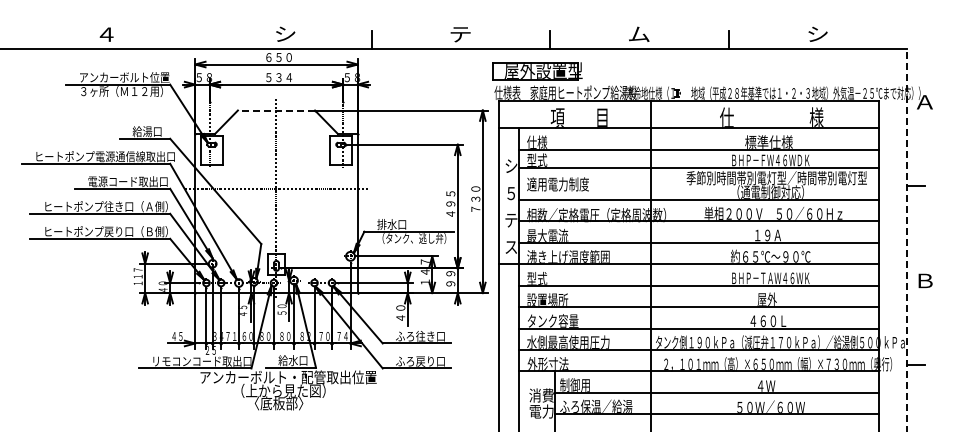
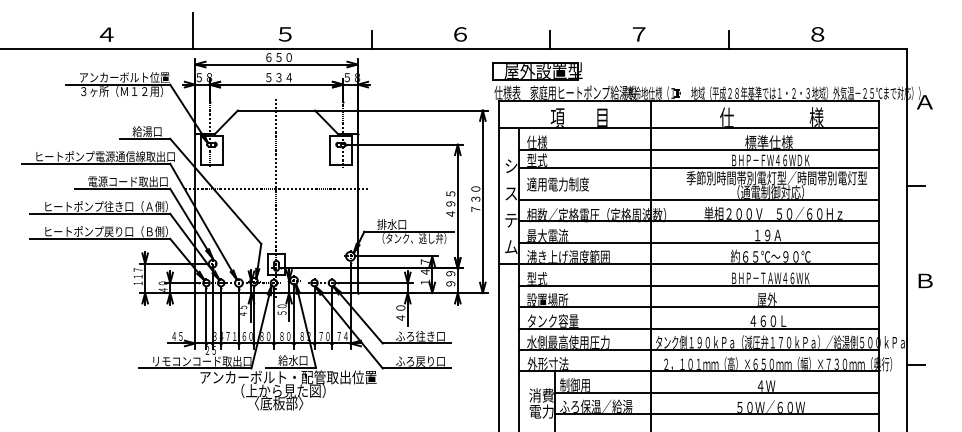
line: none -> present (192, 30)
text: シ -> ５ (285, 33)
text: ム -> ７ (639, 33)
text: シ -> ８ (817, 33)
text: テ -> ６ (460, 34)
line: dashed -> solid (276, 110)
text: ５ -> ス (510, 193)
line: dashed -> solid (907, 239)
text: ス -> ム (511, 246)
